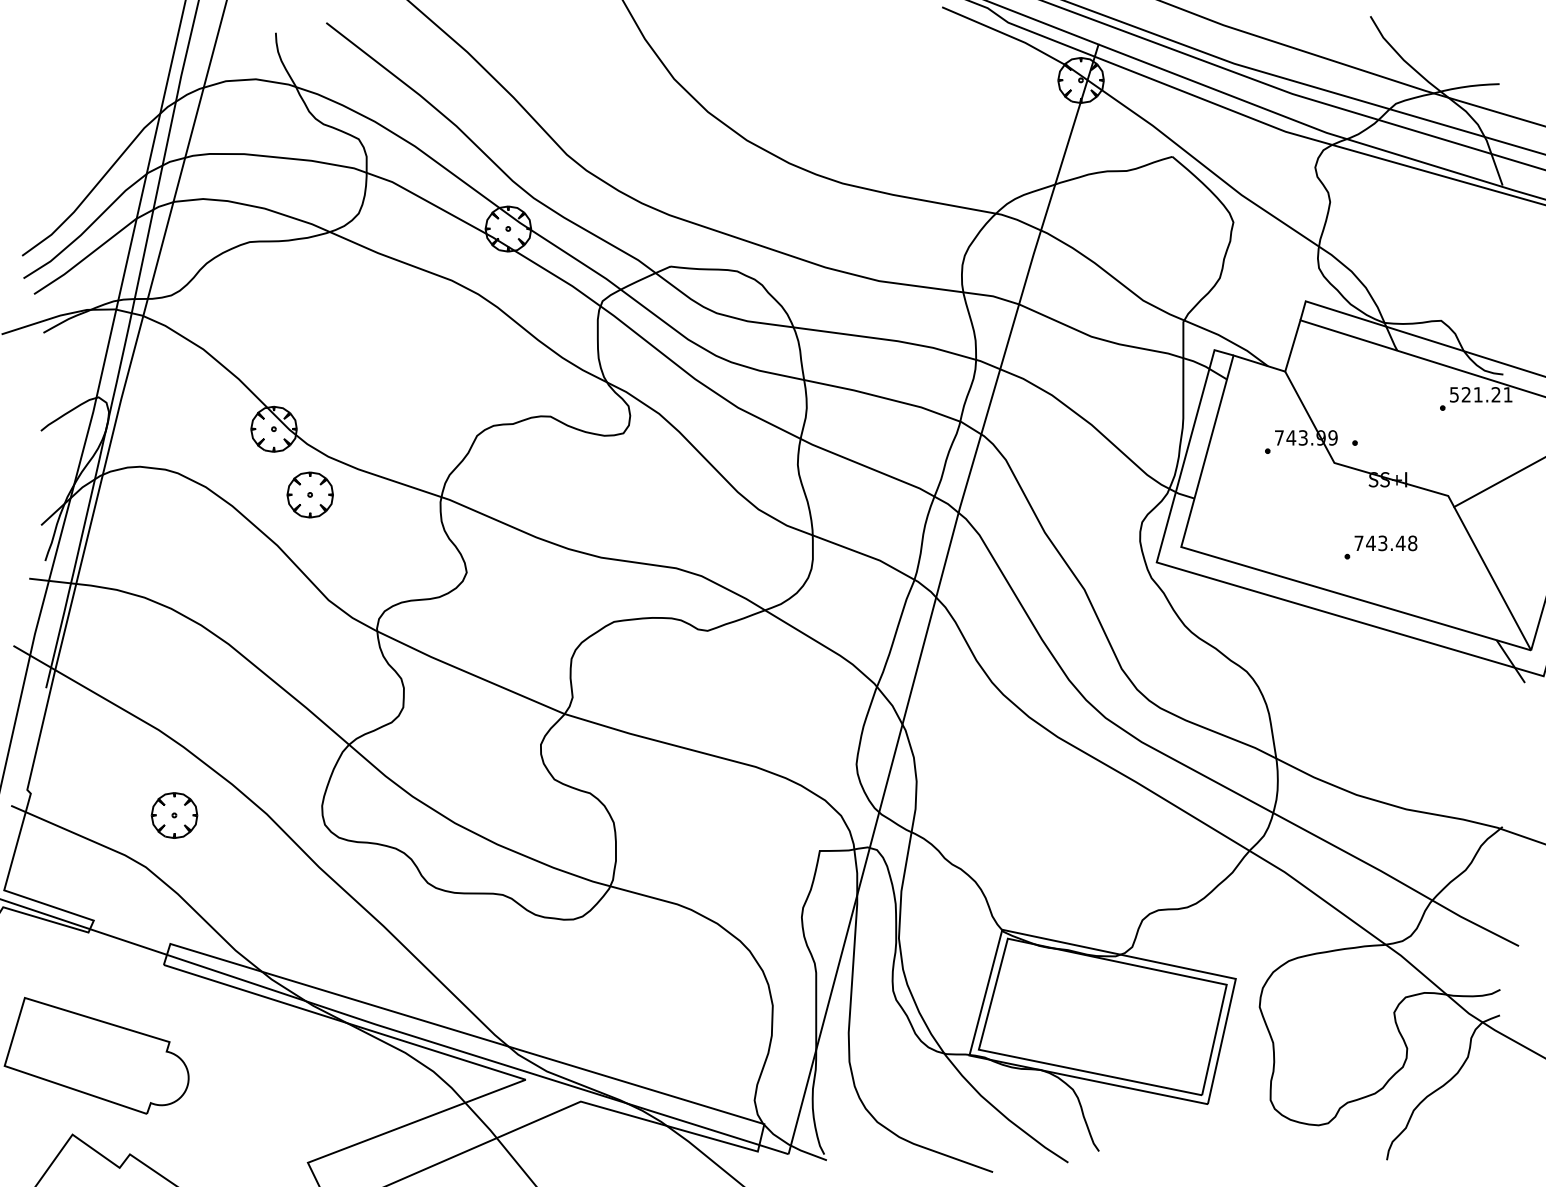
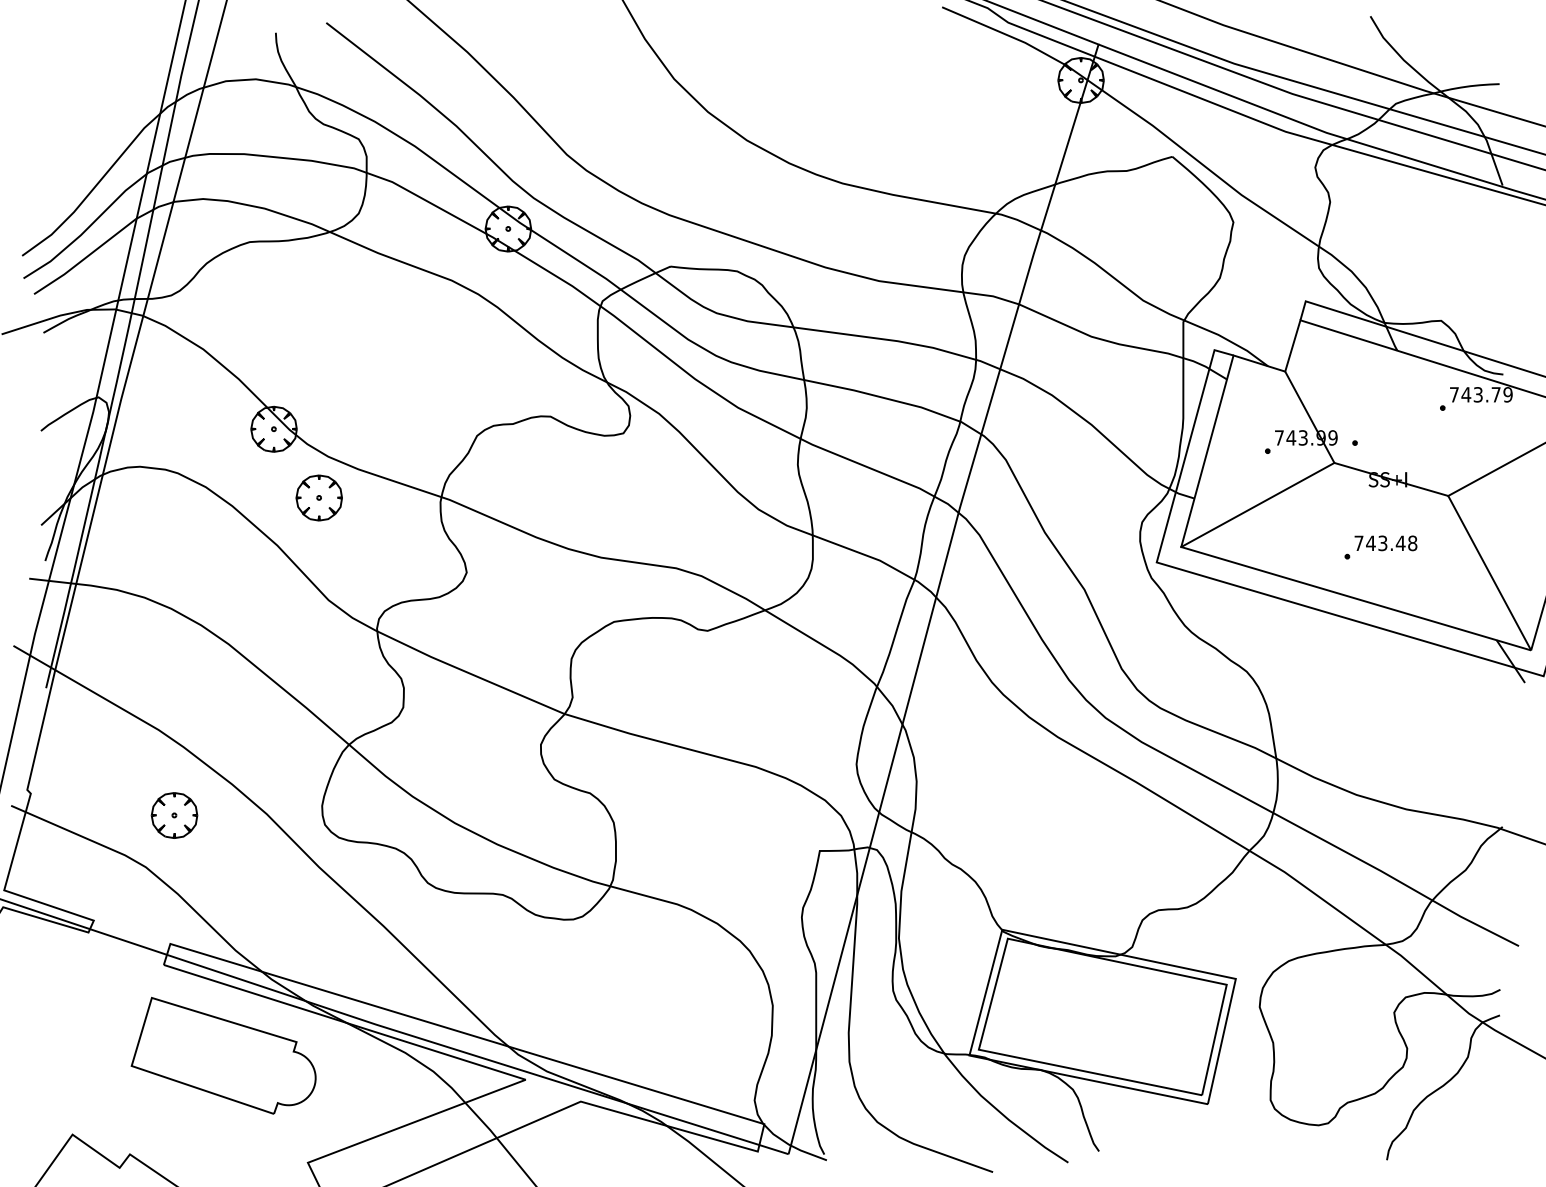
text: 521.21 -> 743.79 (1481, 394)
line position: (1498, 482) -> (1495, 469) (1495, 469)
part position: (309, 494) -> (318, 497) (318, 497)
line: none -> present (1257, 504)
part position: (96, 1055) -> (223, 1055) (223, 1055)
